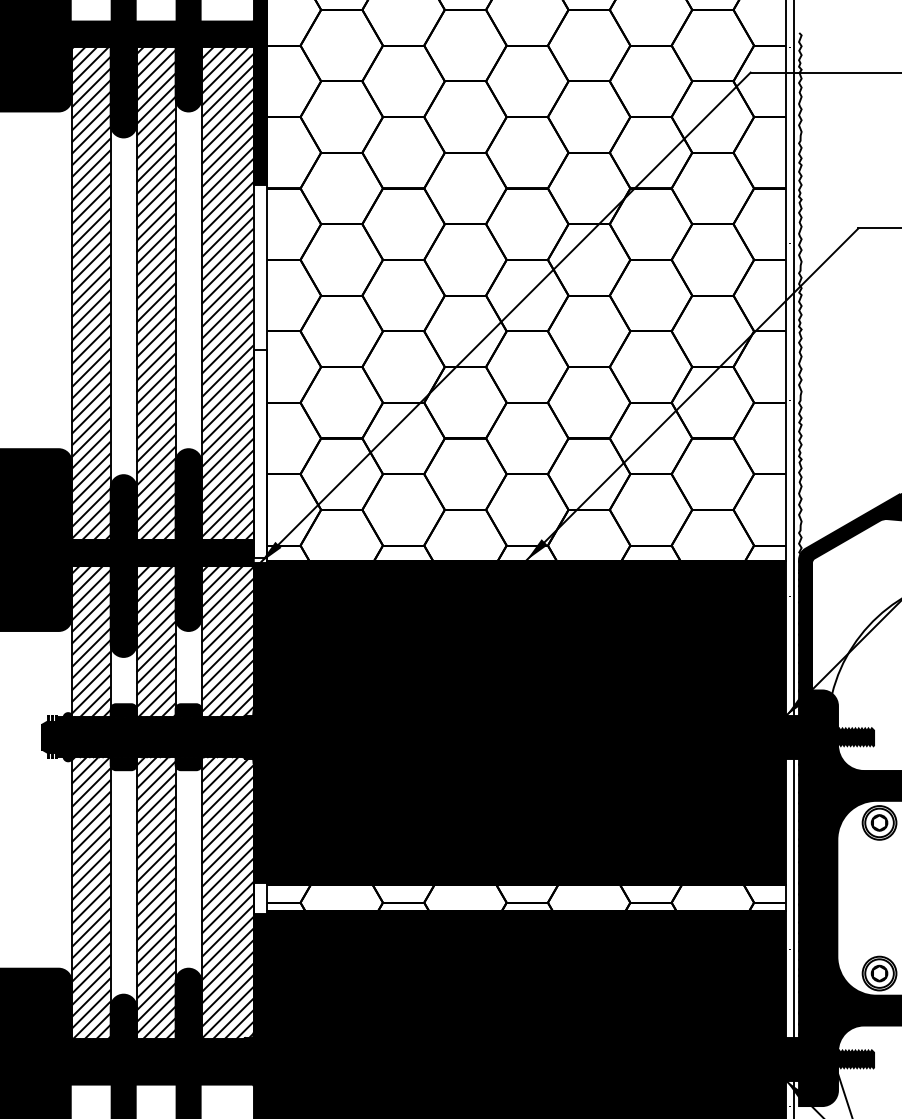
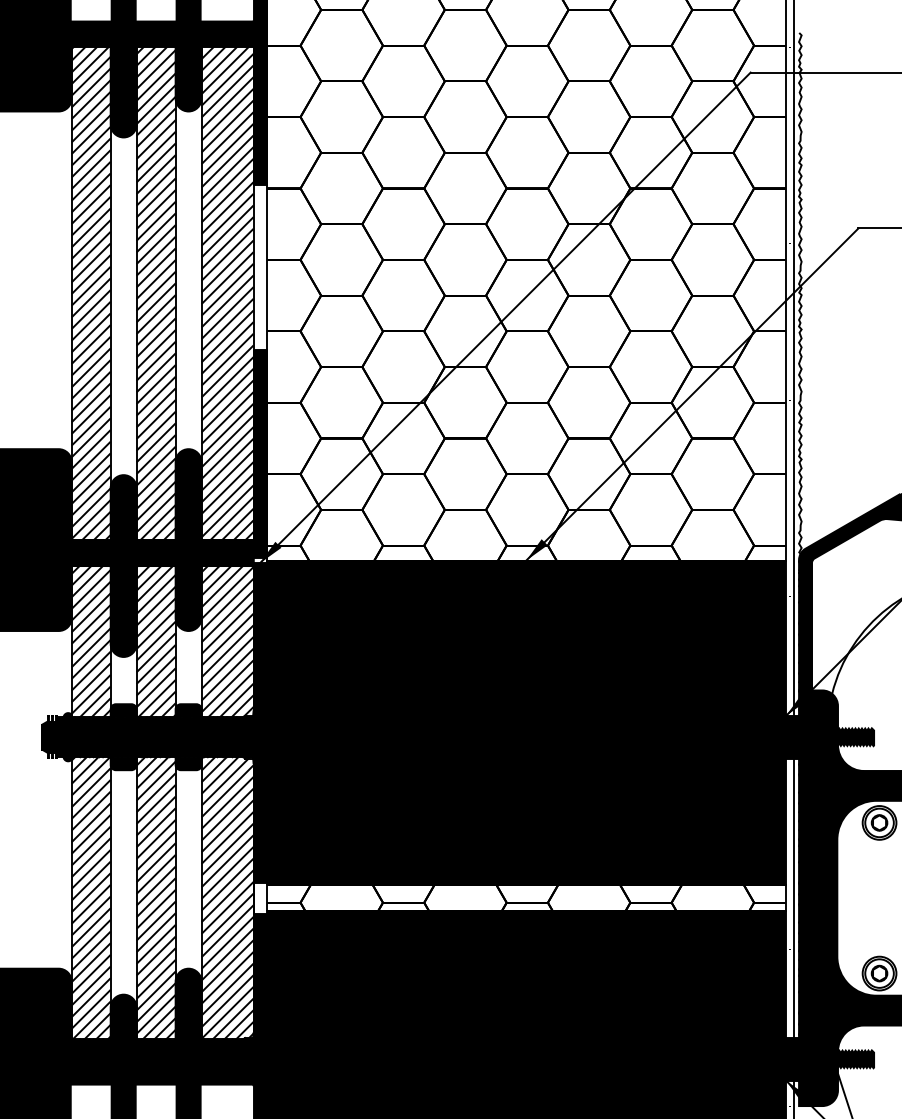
fill: none -> present (259, 453)
